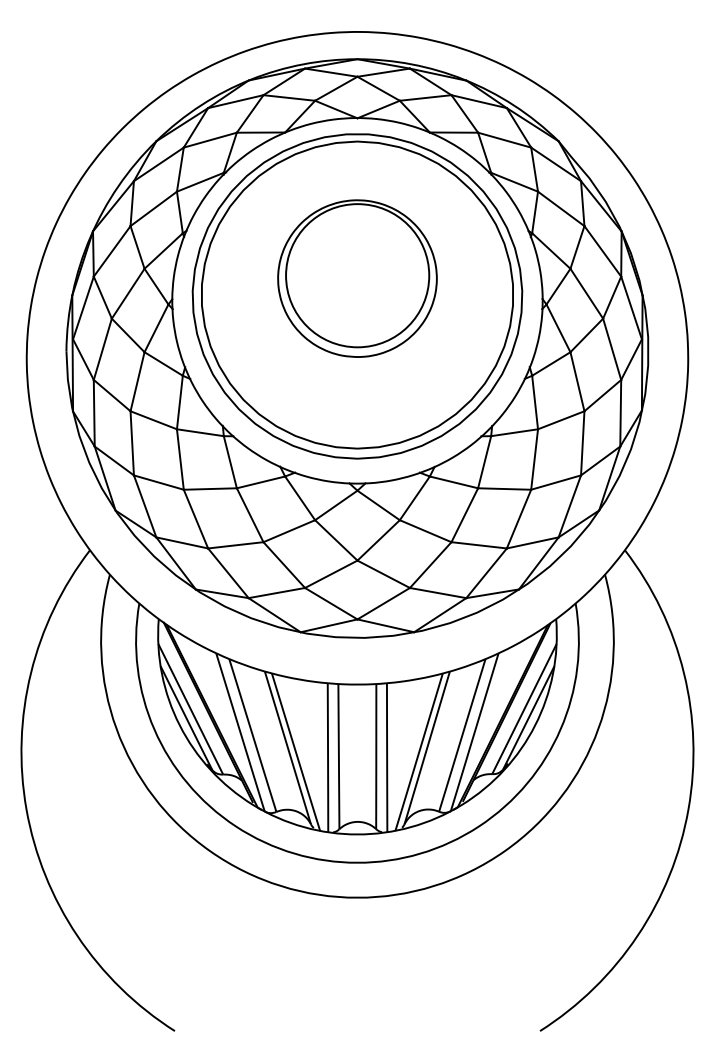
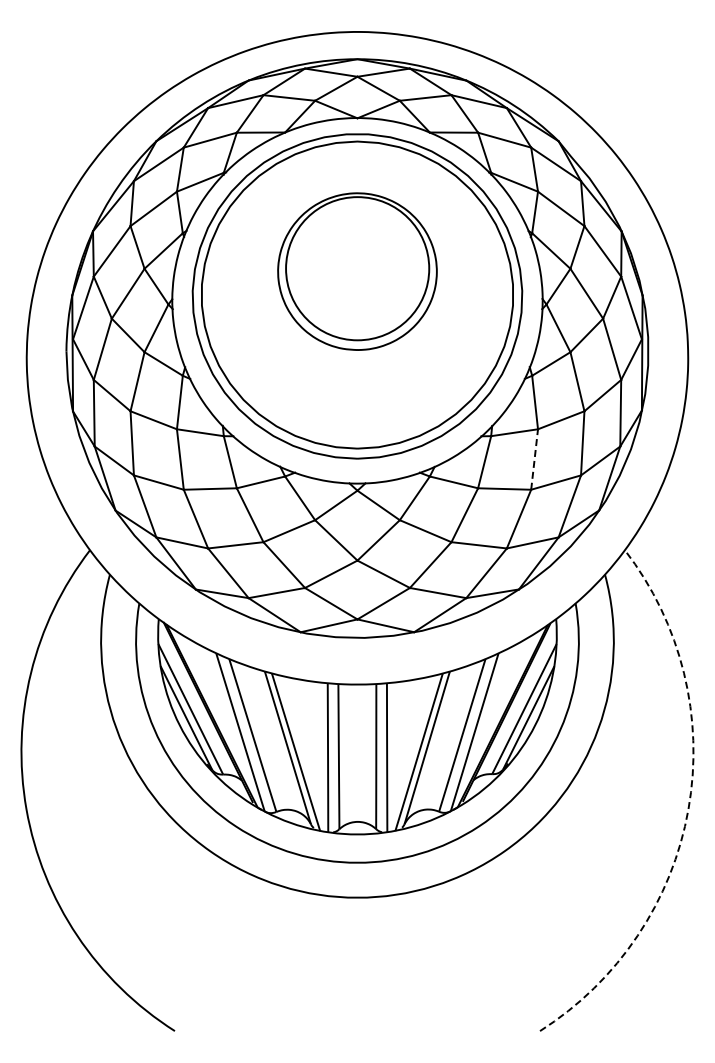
part position: (357, 278) -> (357, 271) (357, 271)
line: solid -> dashed (534, 459)
arc: solid -> dashed (688, 809)
